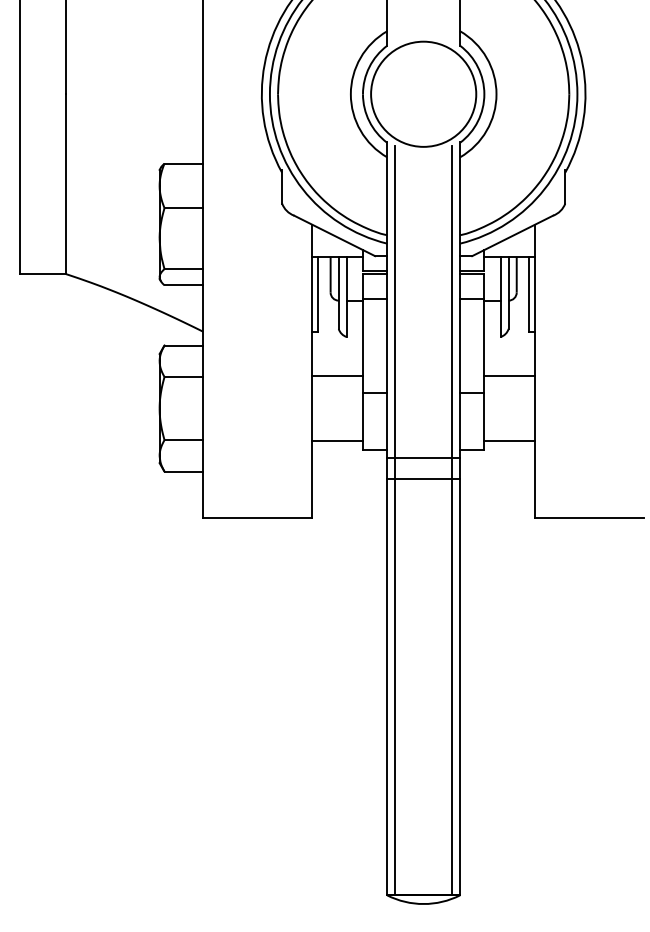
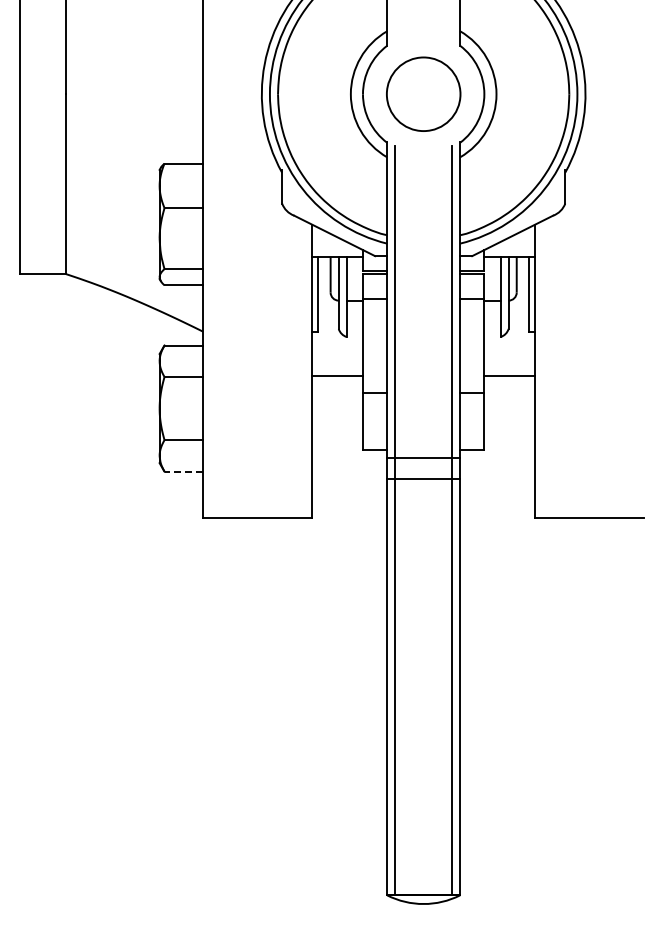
circle diameter: 105 px -> 74 px (423, 94)
line: present -> none (337, 440)
line: present -> none (509, 440)
line: solid -> dashed (183, 471)
